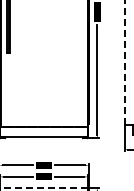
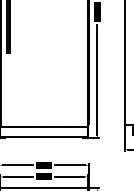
line: dashed -> solid (124, 62)
line: dashed -> solid (44, 187)
